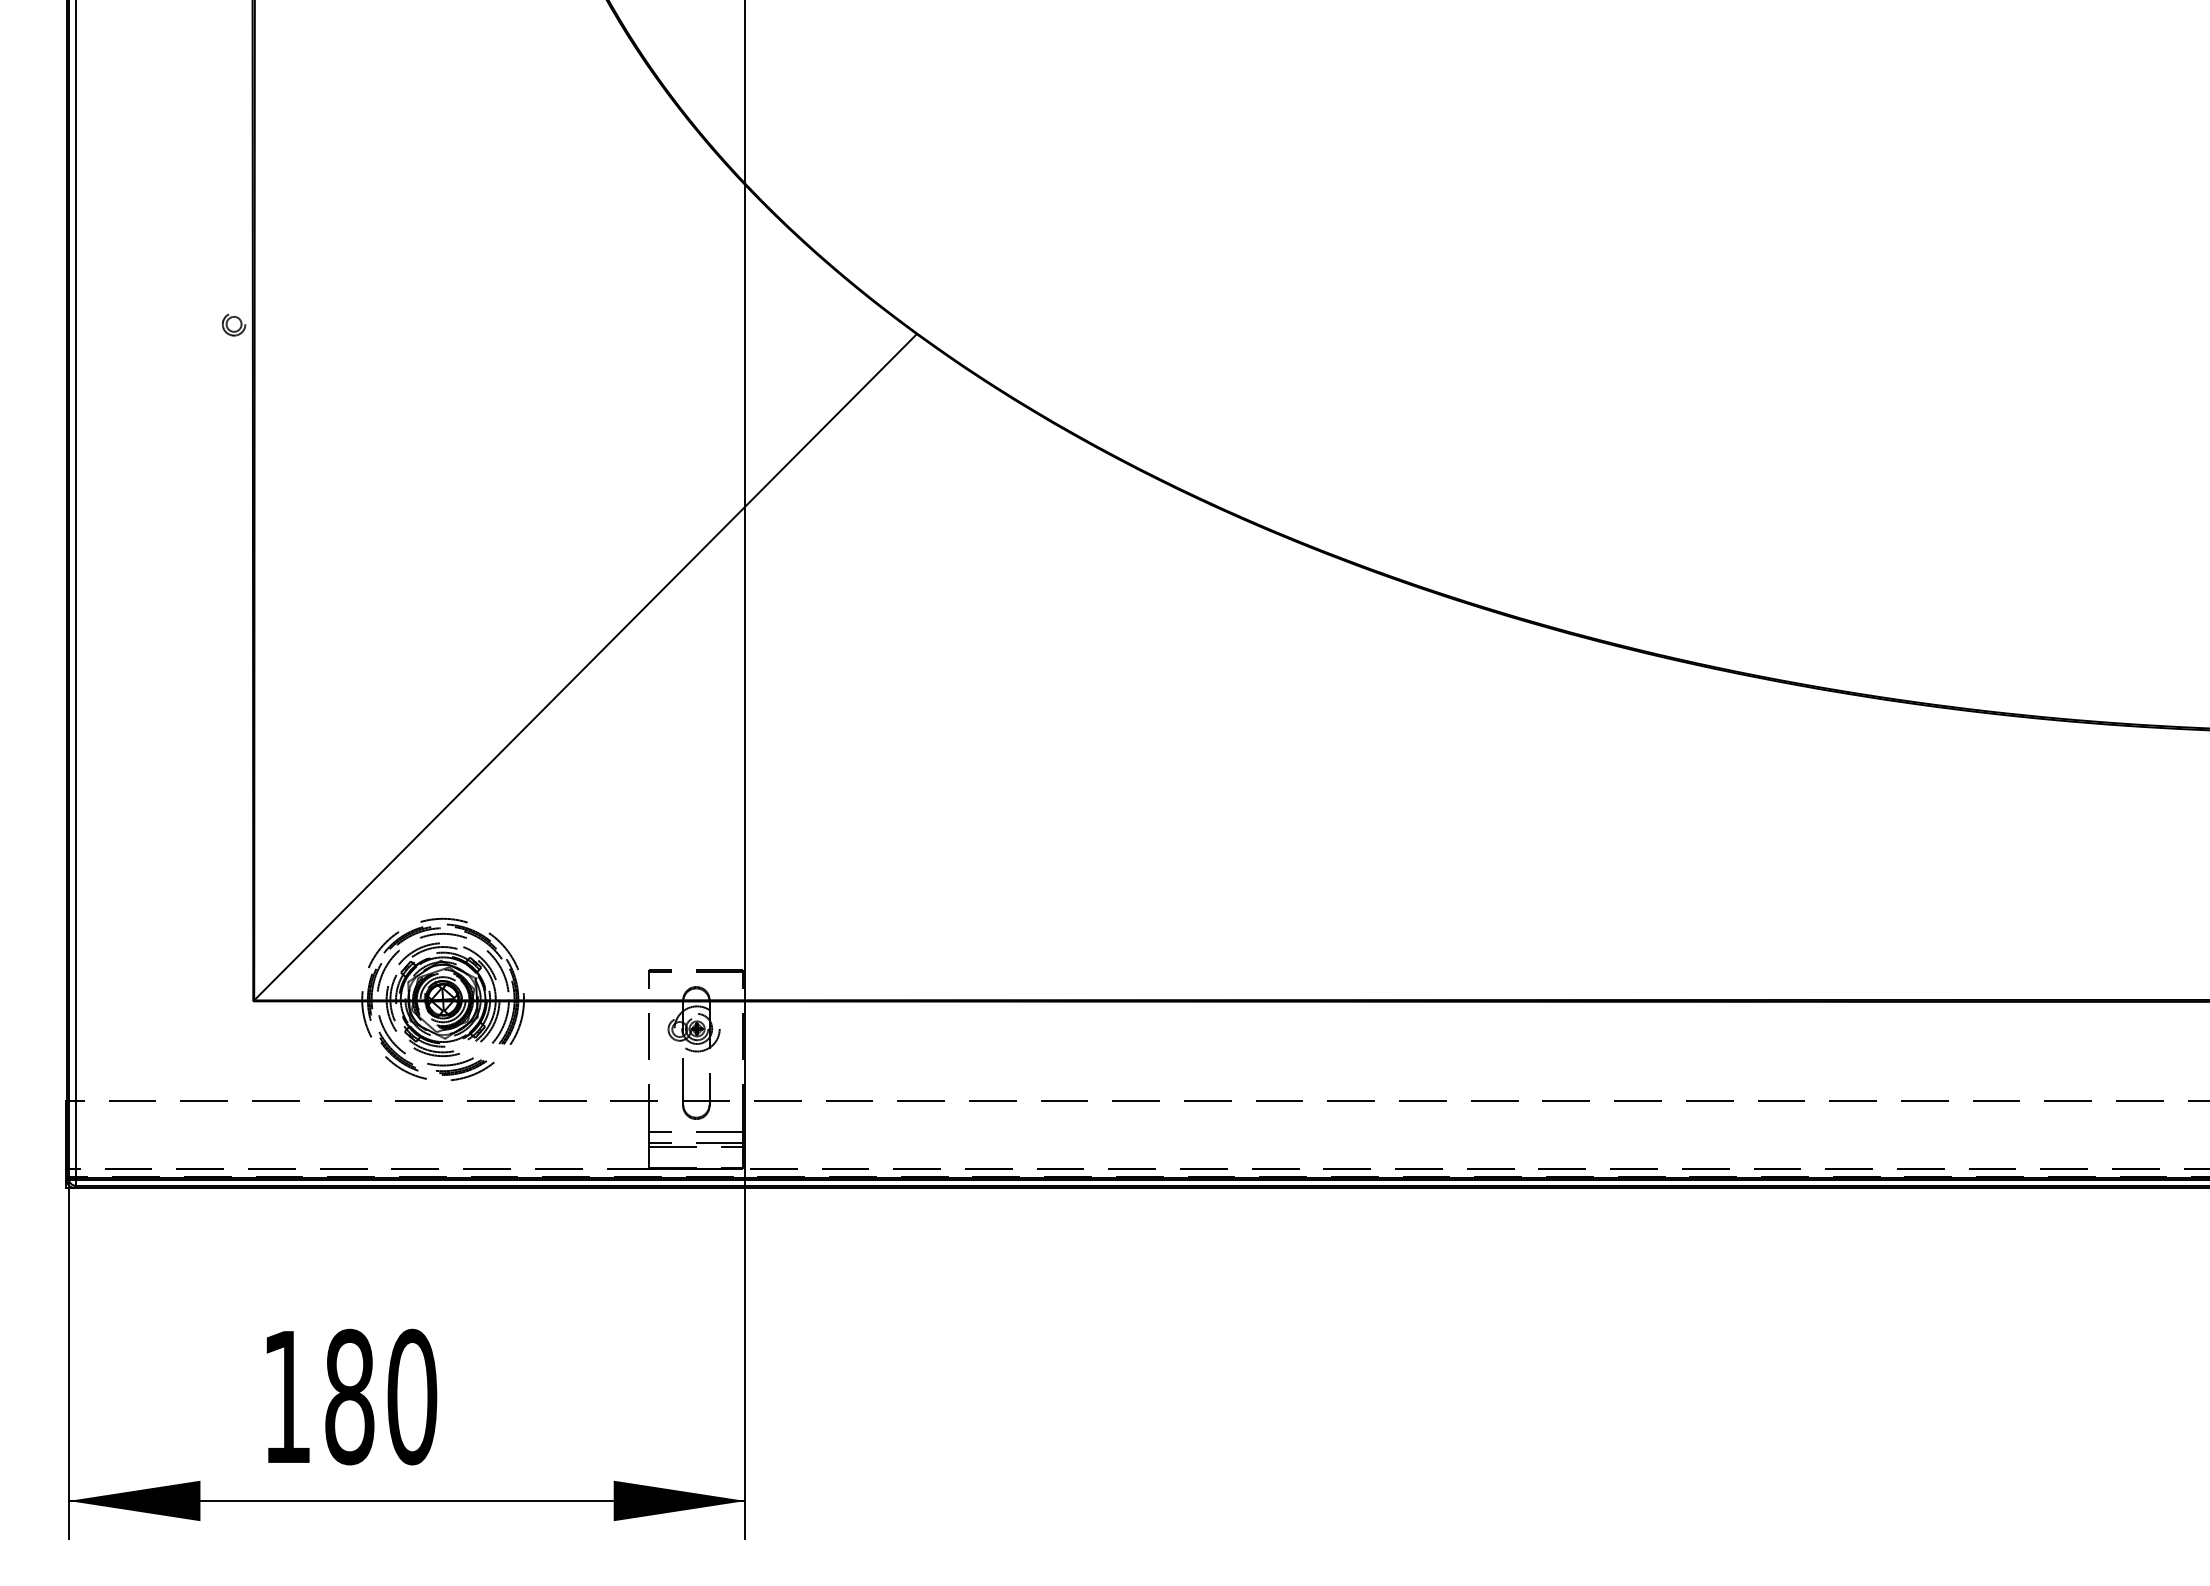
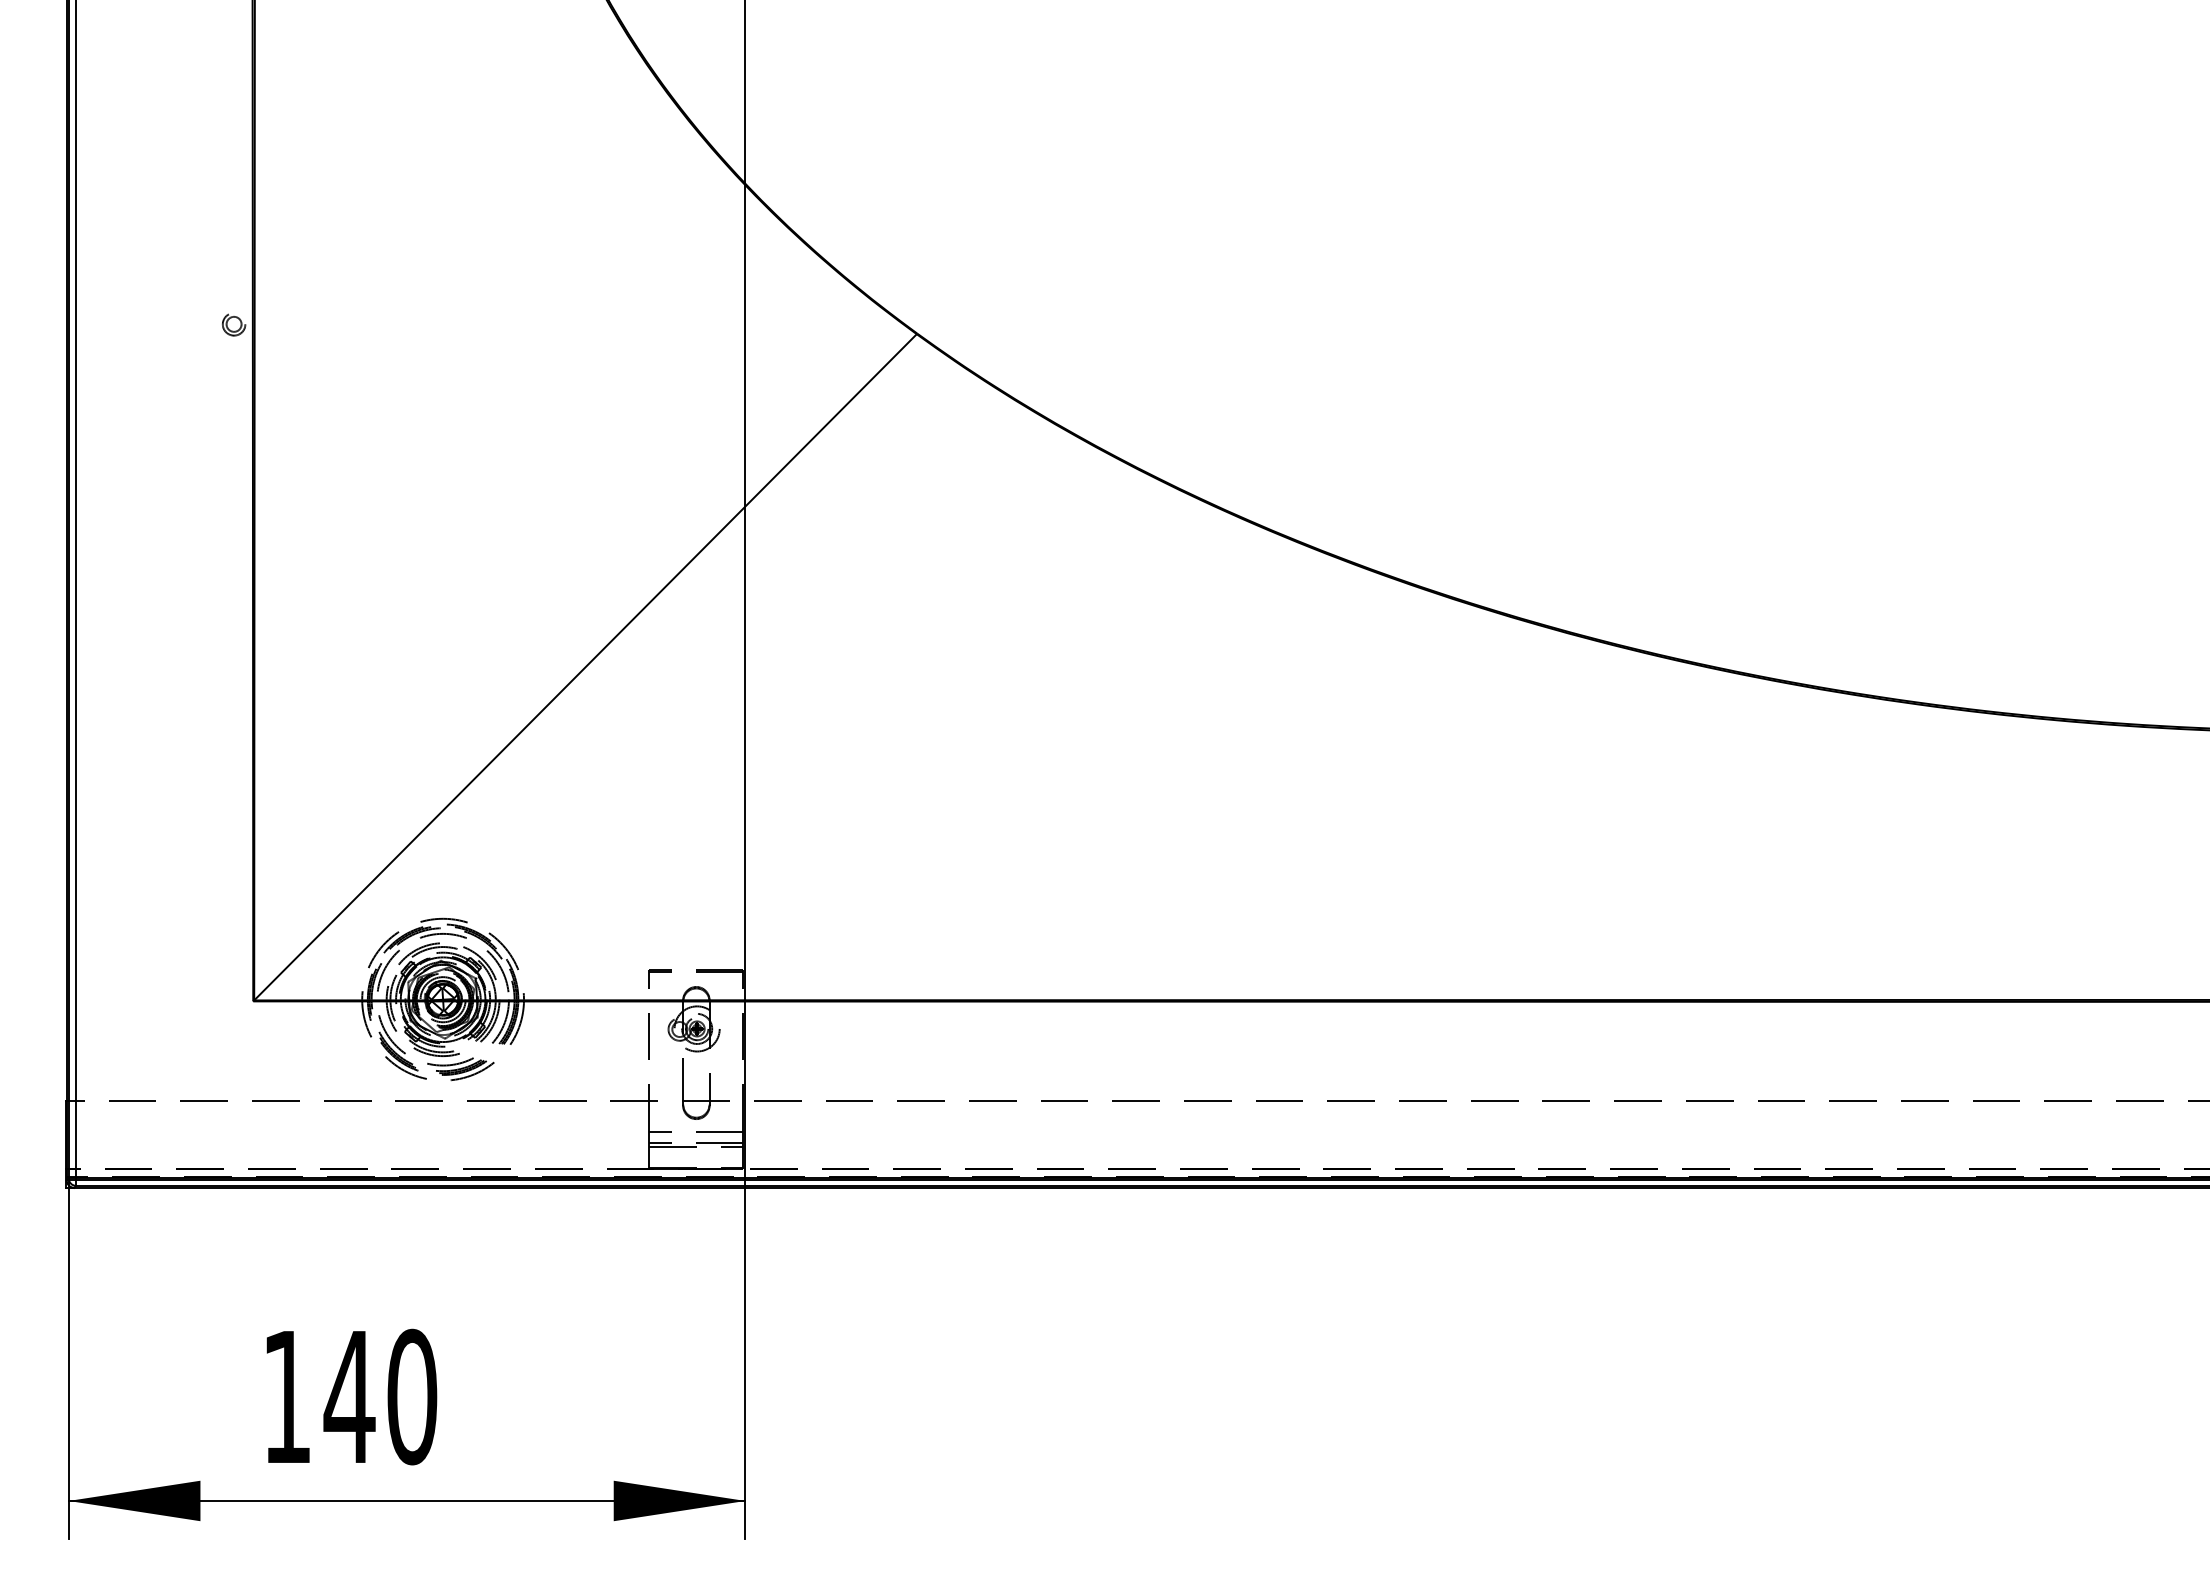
text: 180 -> 140 (349, 1396)
